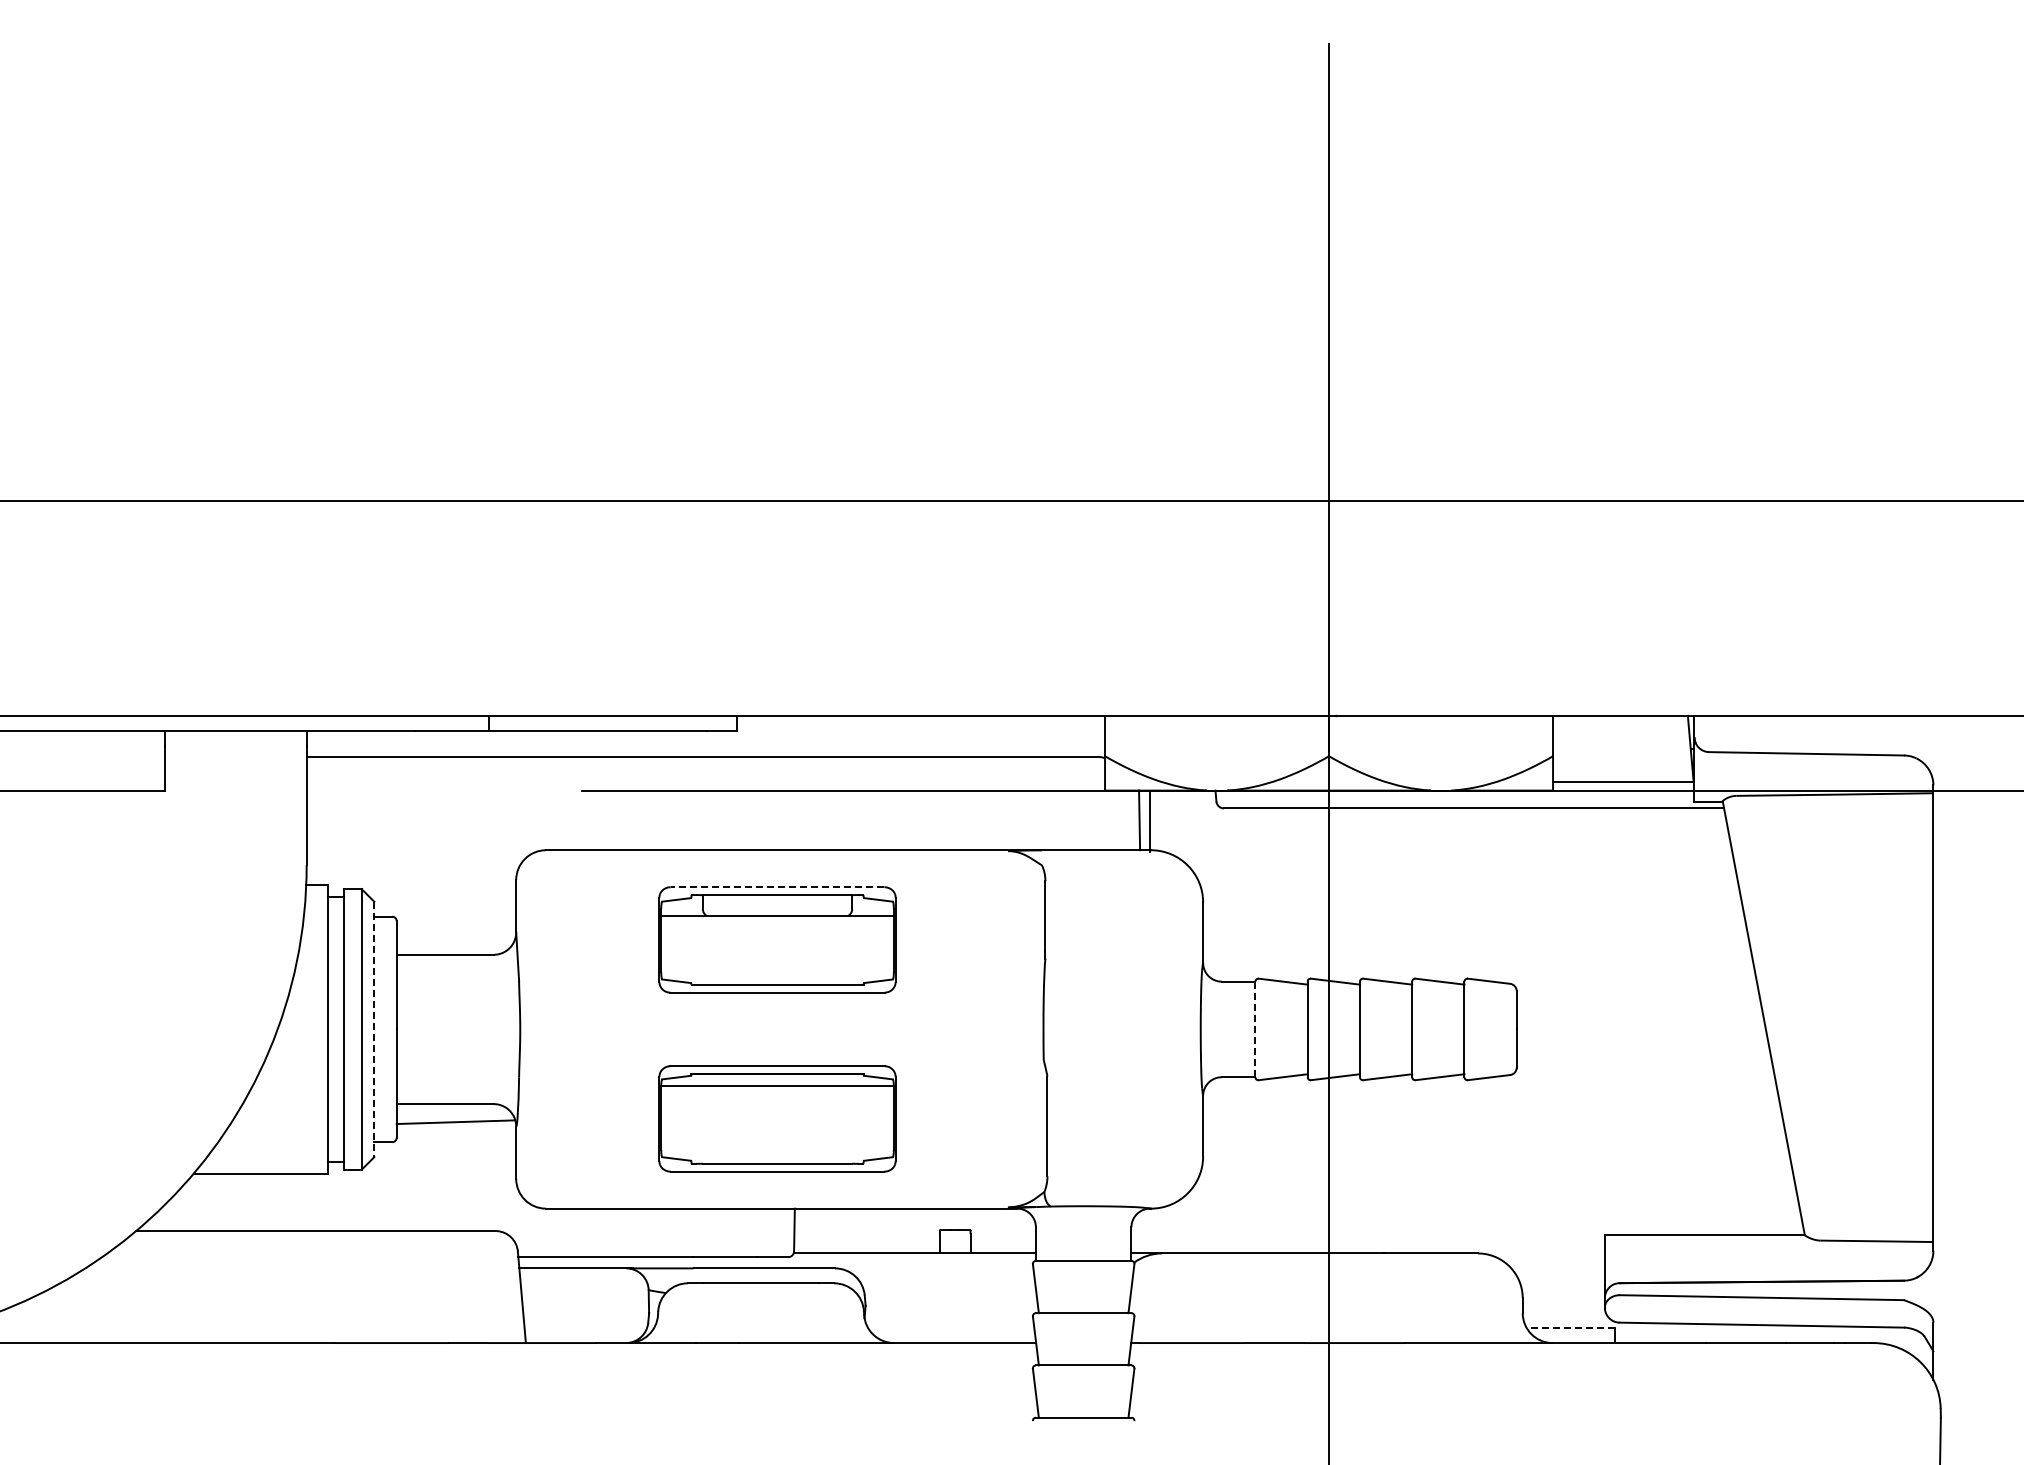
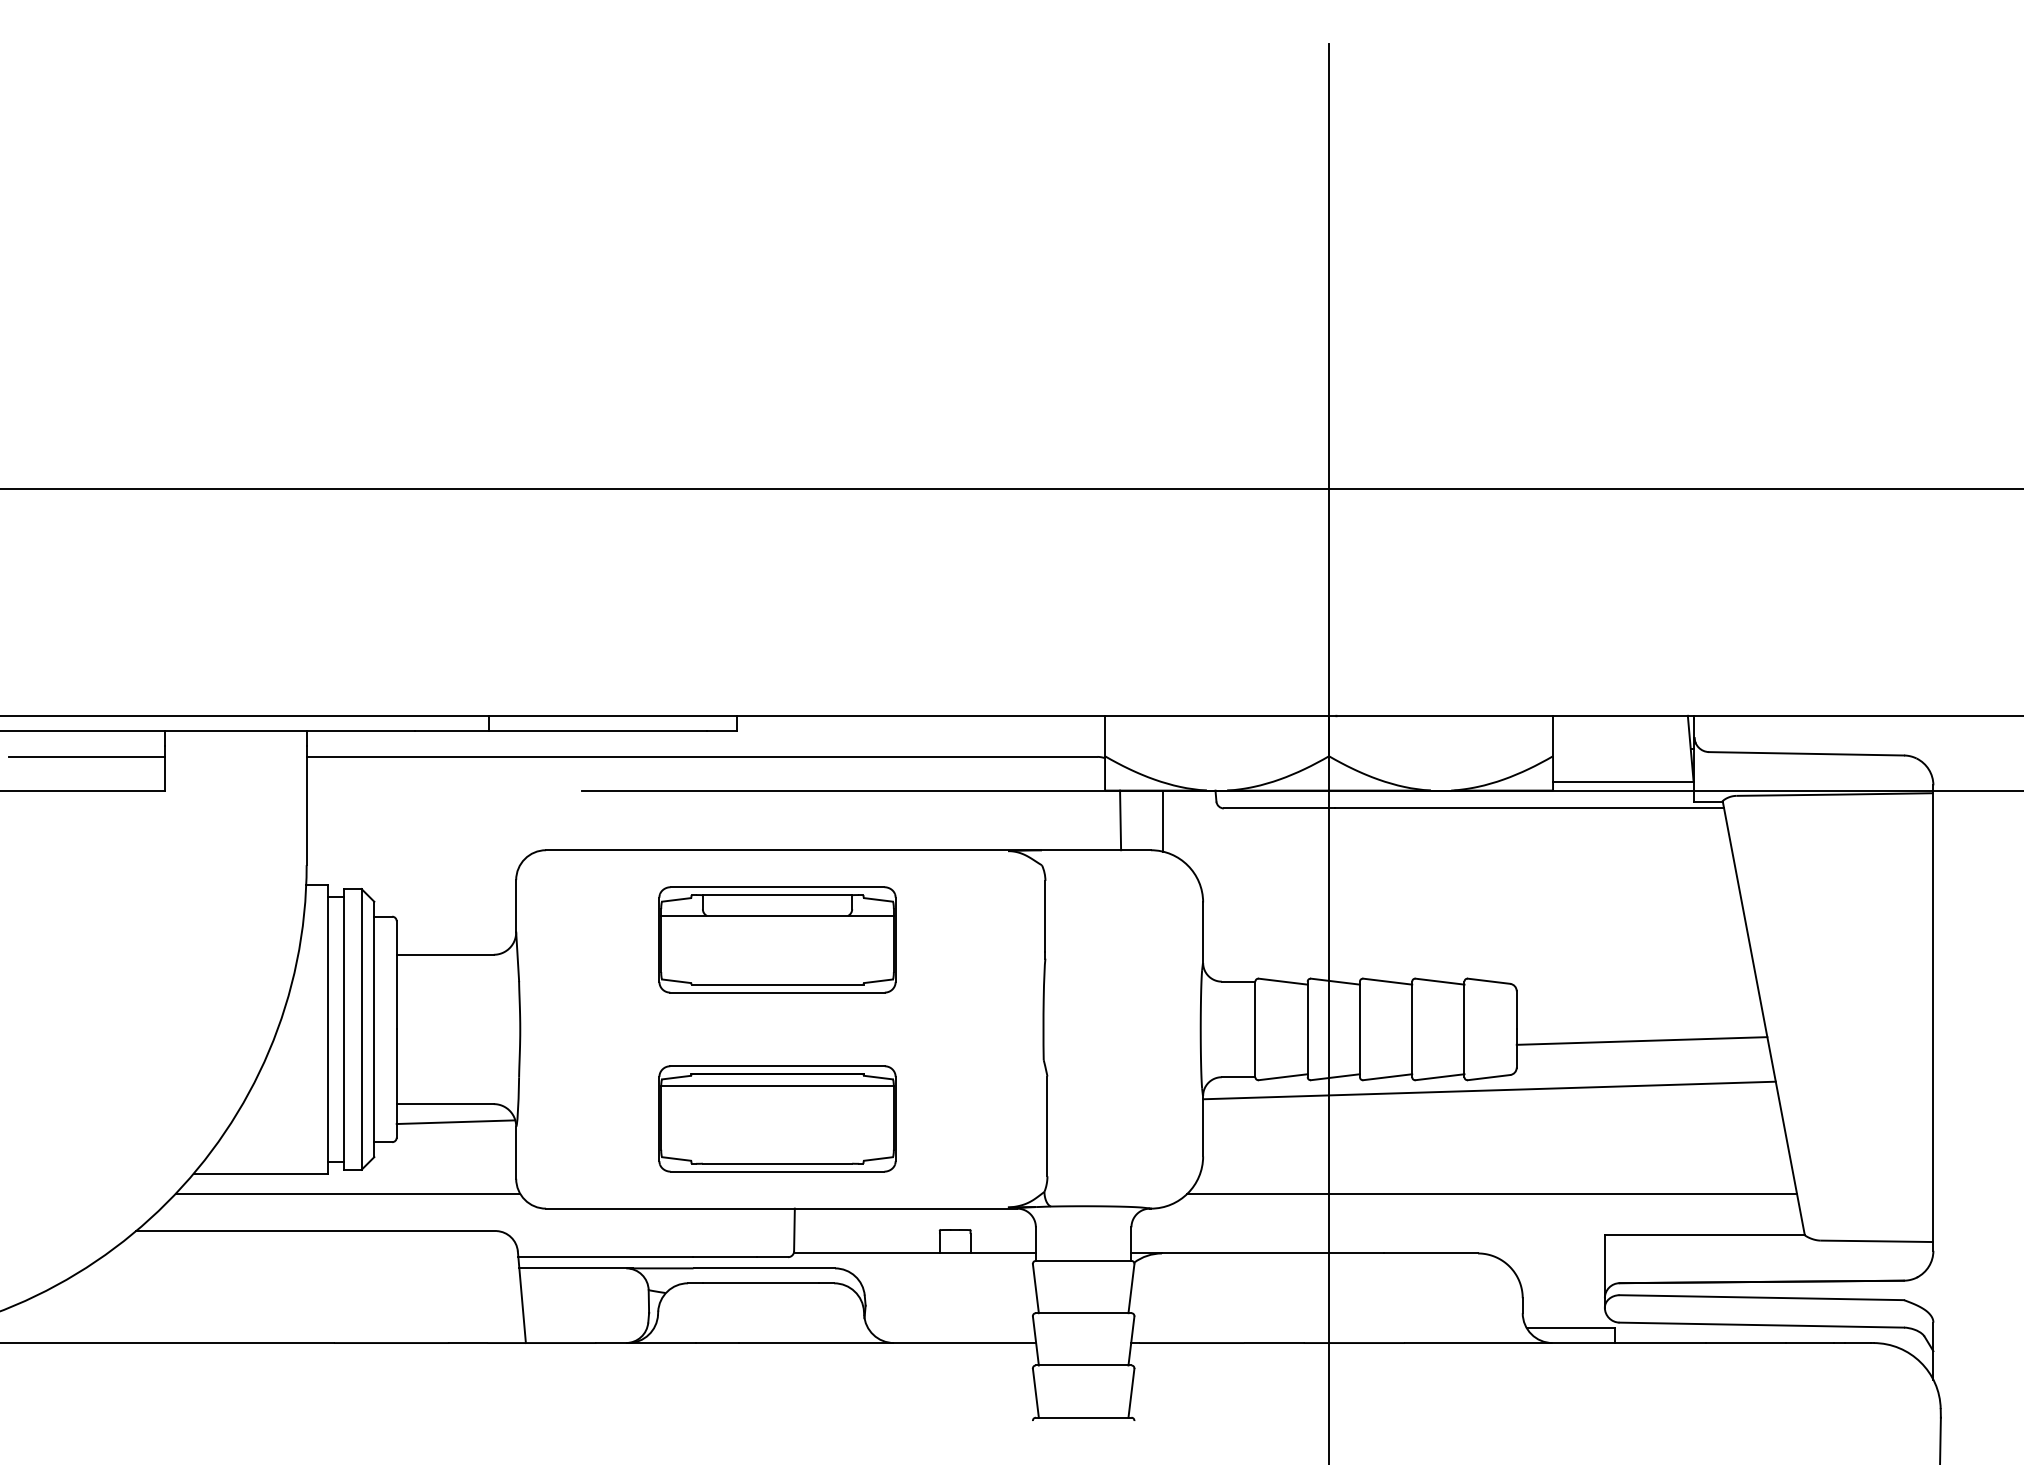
line position: (1011, 500) -> (1011, 488) (1011, 488)
line: none -> present (86, 756)
line position: (1139, 820) -> (1120, 820) (1120, 820)
line position: (1149, 820) -> (1162, 820) (1162, 820)
line: dashed -> solid (777, 887)
line: dashed -> solid (374, 1029)
line: dashed -> solid (1255, 1029)
line: none -> present (1641, 1040)
line: none -> present (1489, 1090)
line: none -> present (347, 1193)
line: none -> present (1491, 1193)
line: dashed -> solid (1570, 1328)
